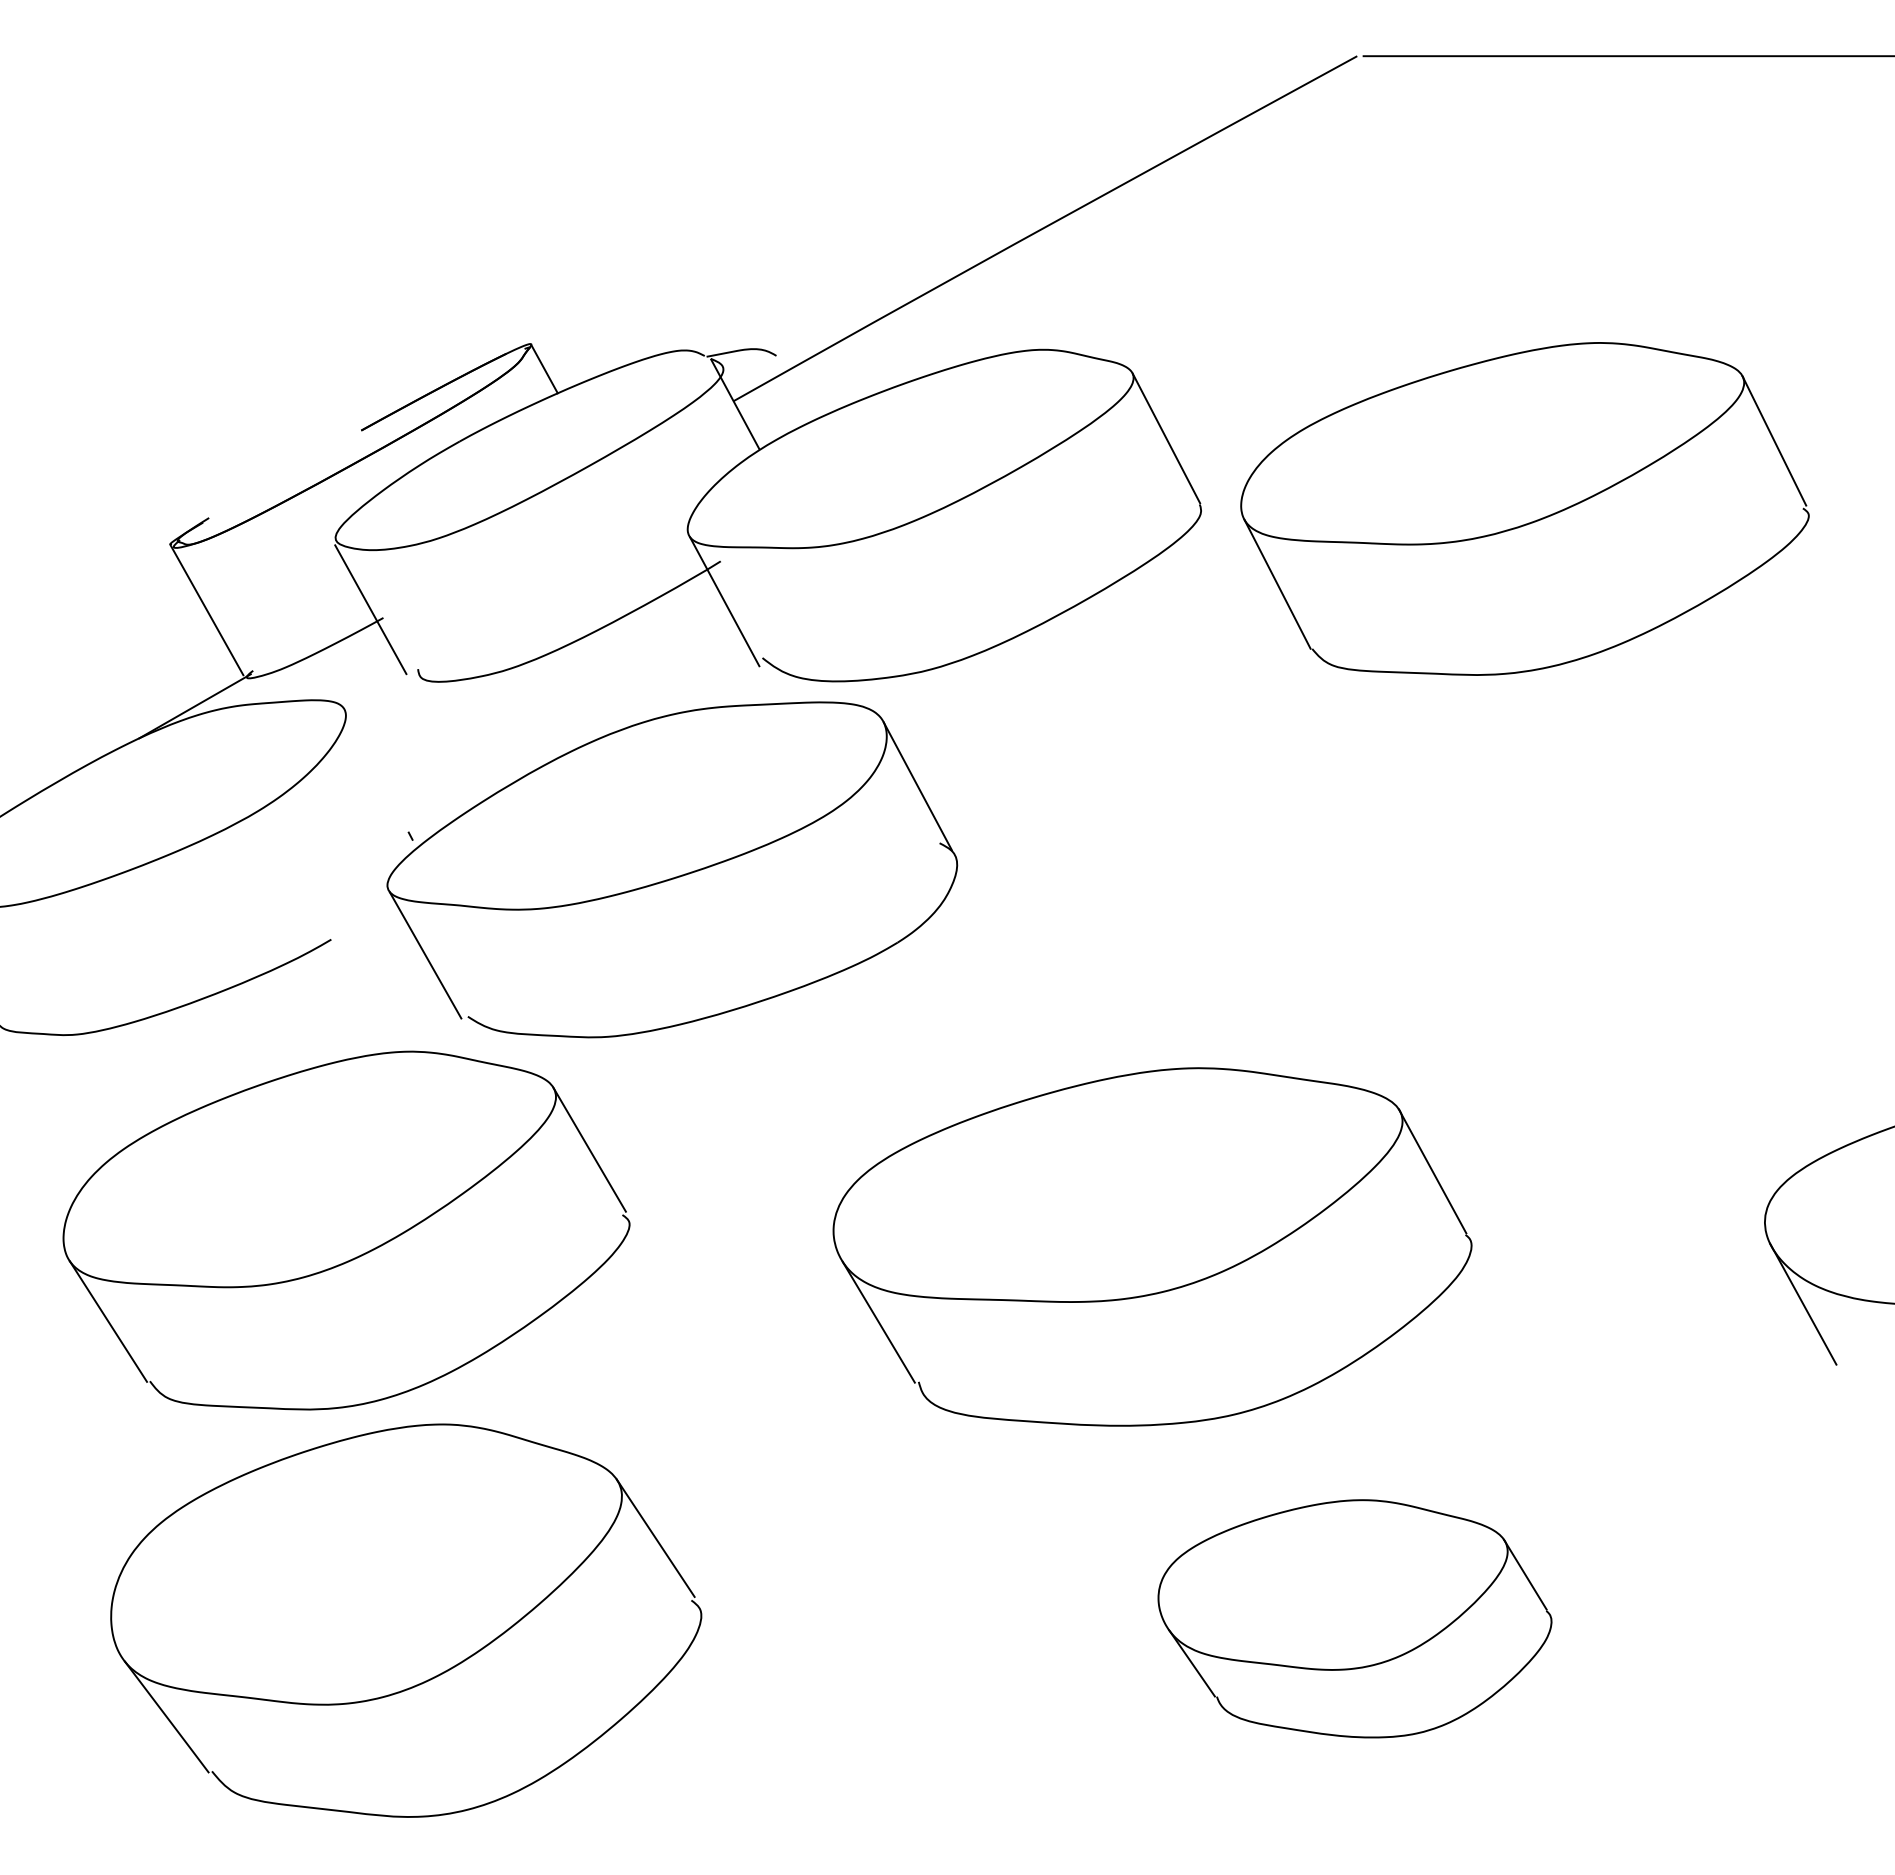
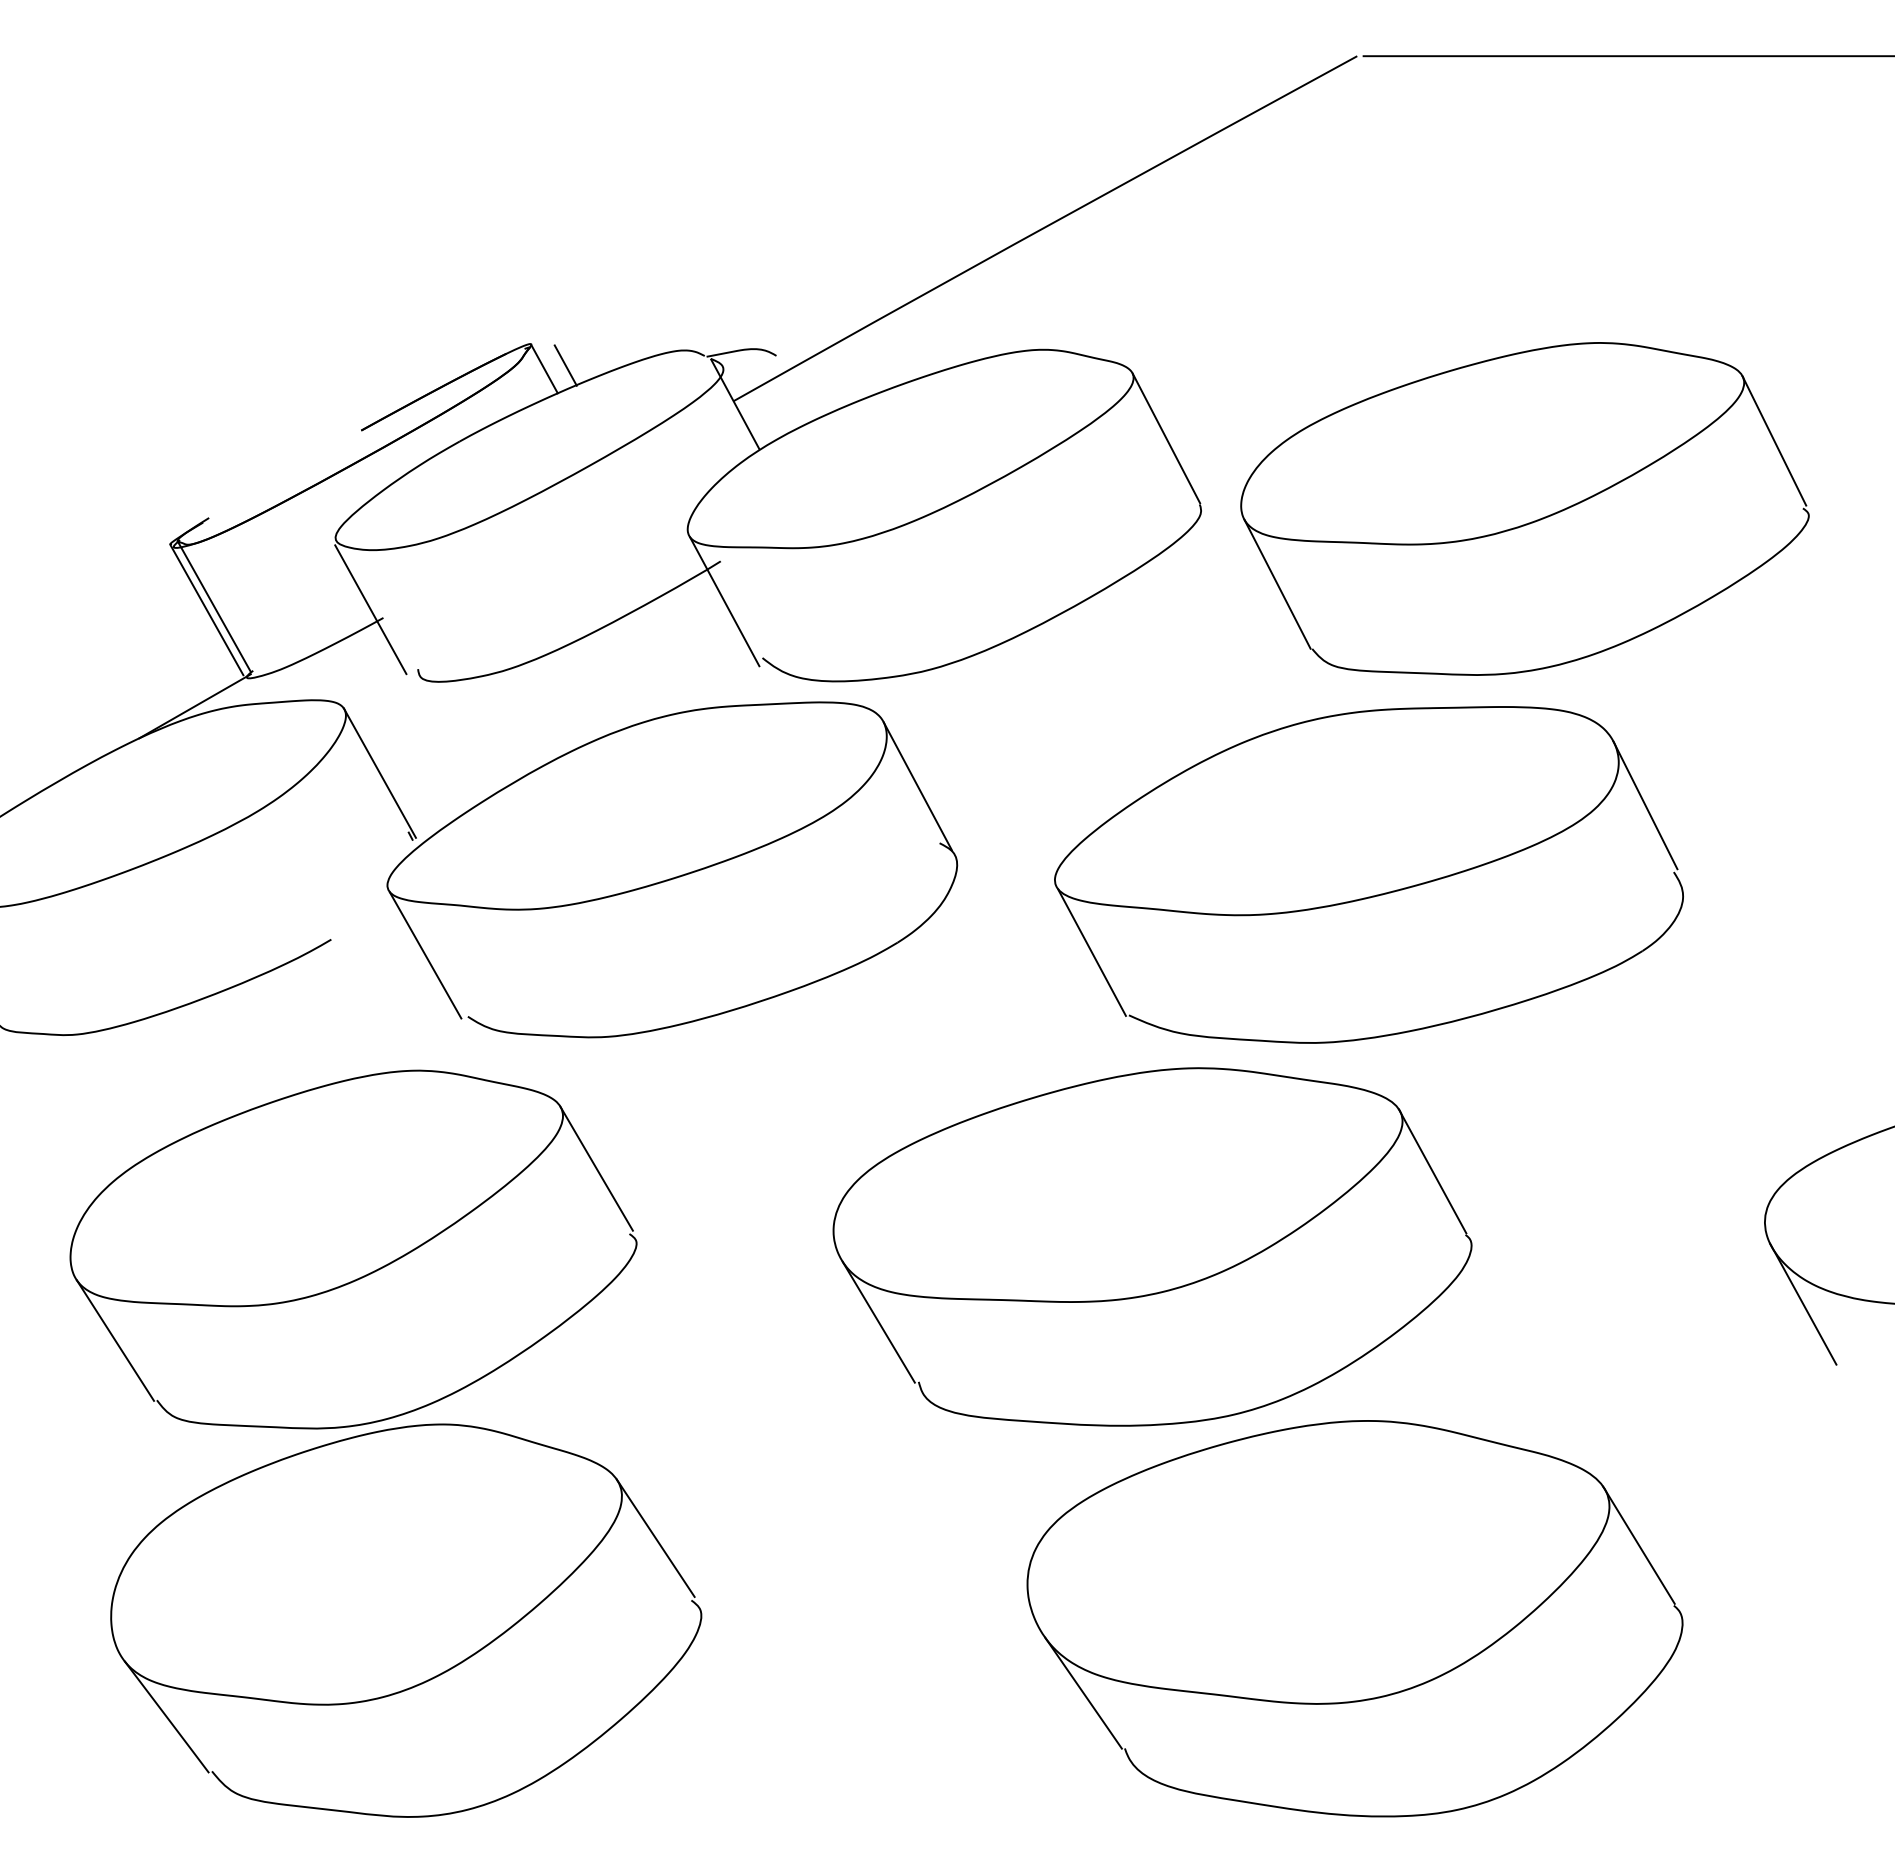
line: none -> present (565, 365)
line: none -> present (213, 606)
line: none -> present (379, 772)
part: none -> present (1368, 874)
part position: (346, 1230) -> (353, 1249) (353, 1249)
part size: 396x240 px -> 658x398 px (1354, 1618)
